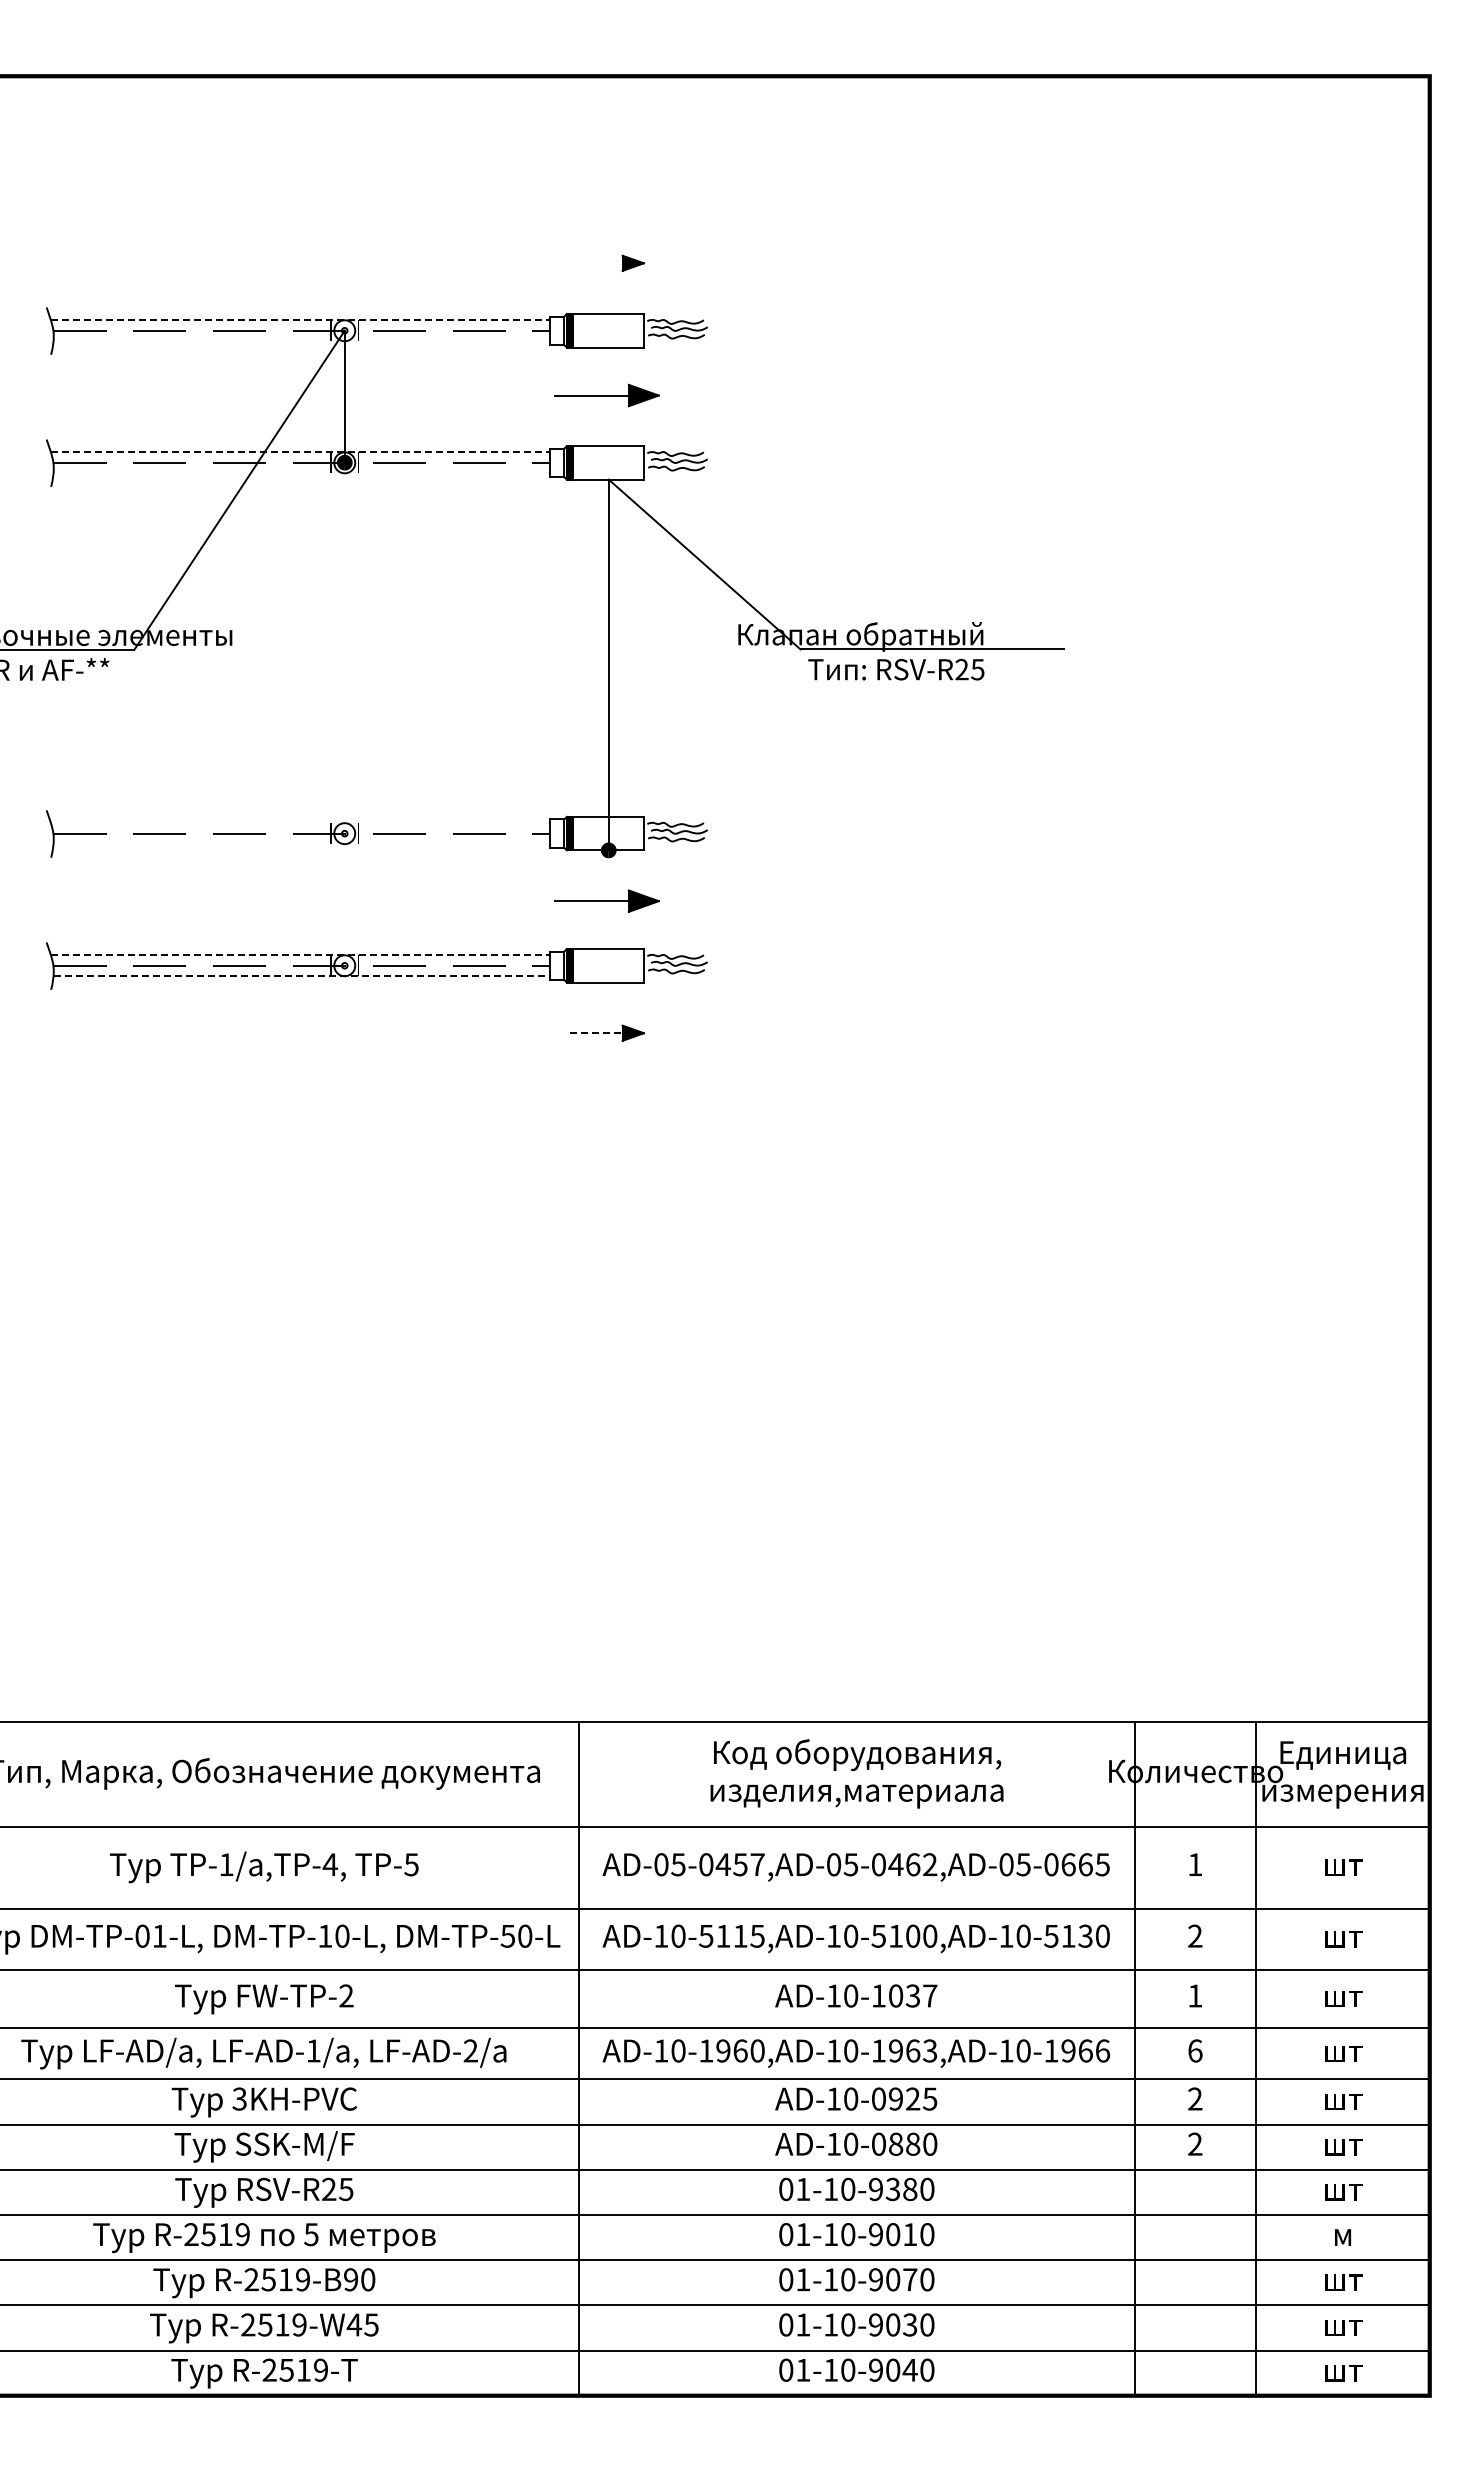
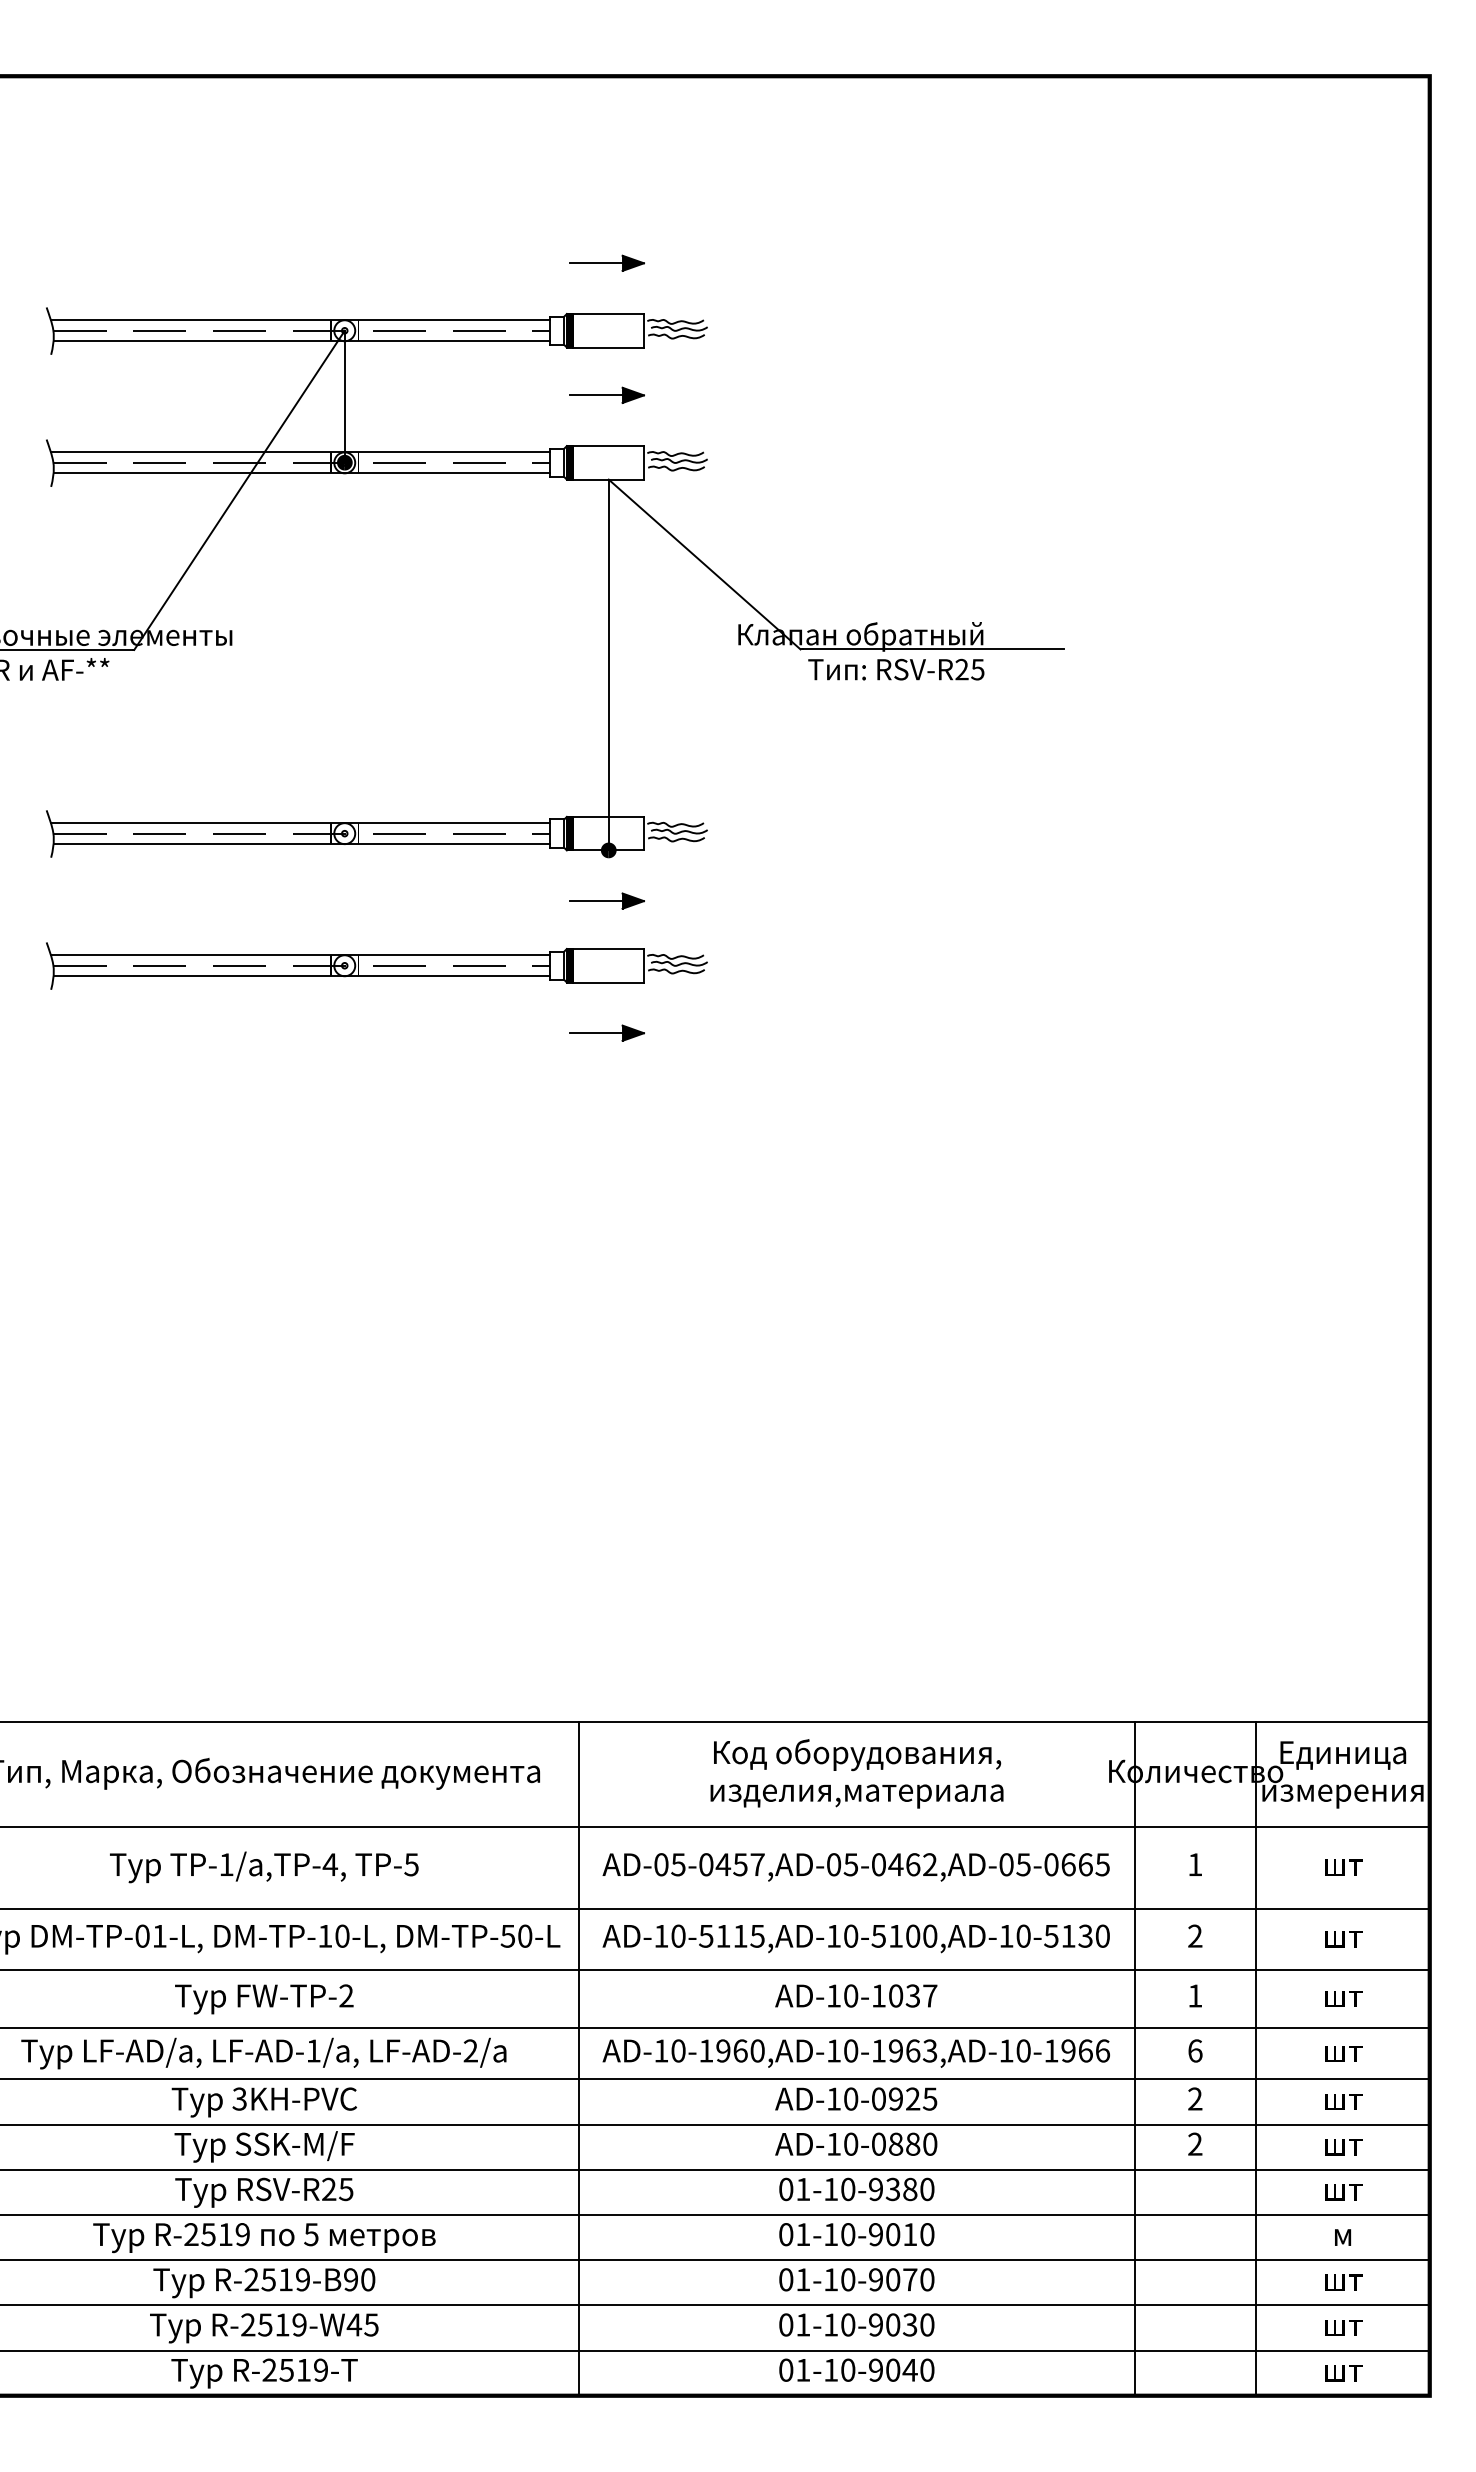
line: none -> present (595, 263)
line: dashed -> solid (300, 320)
line: none -> present (301, 341)
part size: 106x25 px -> 76x18 px (606, 394)
line: dashed -> solid (300, 452)
line: none -> present (301, 473)
line: none -> present (300, 823)
line: none -> present (301, 844)
part size: 106x24 px -> 76x18 px (606, 900)
line: dashed -> solid (300, 955)
line: dashed -> solid (302, 976)
line: dashed -> solid (596, 1033)
